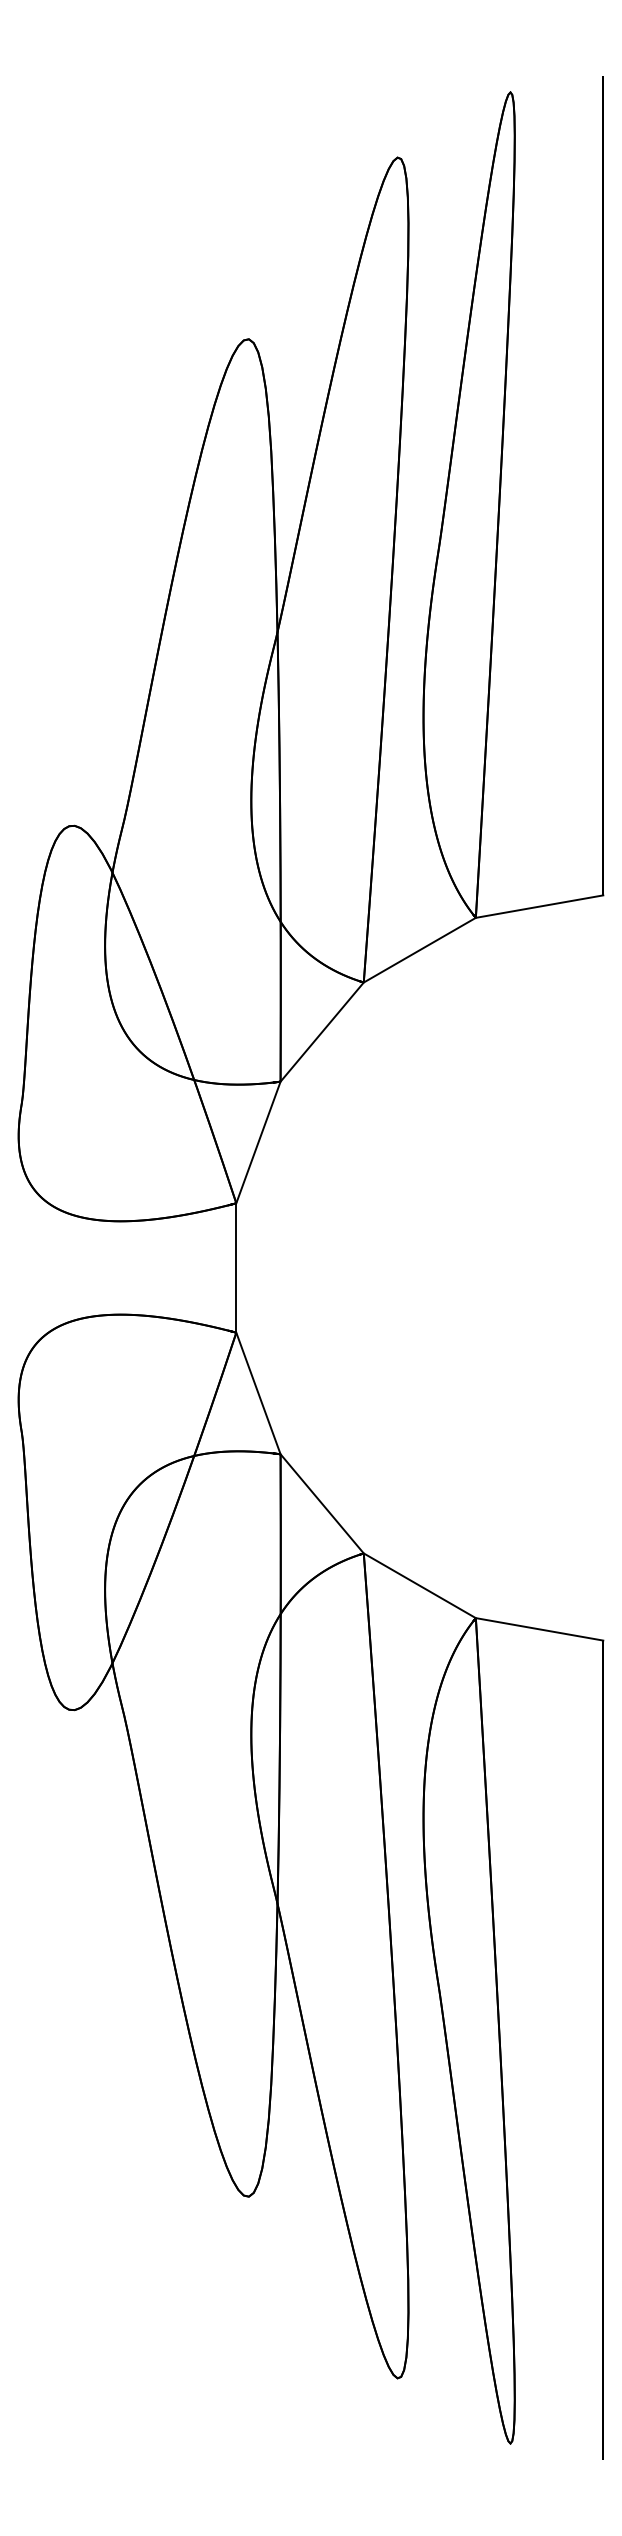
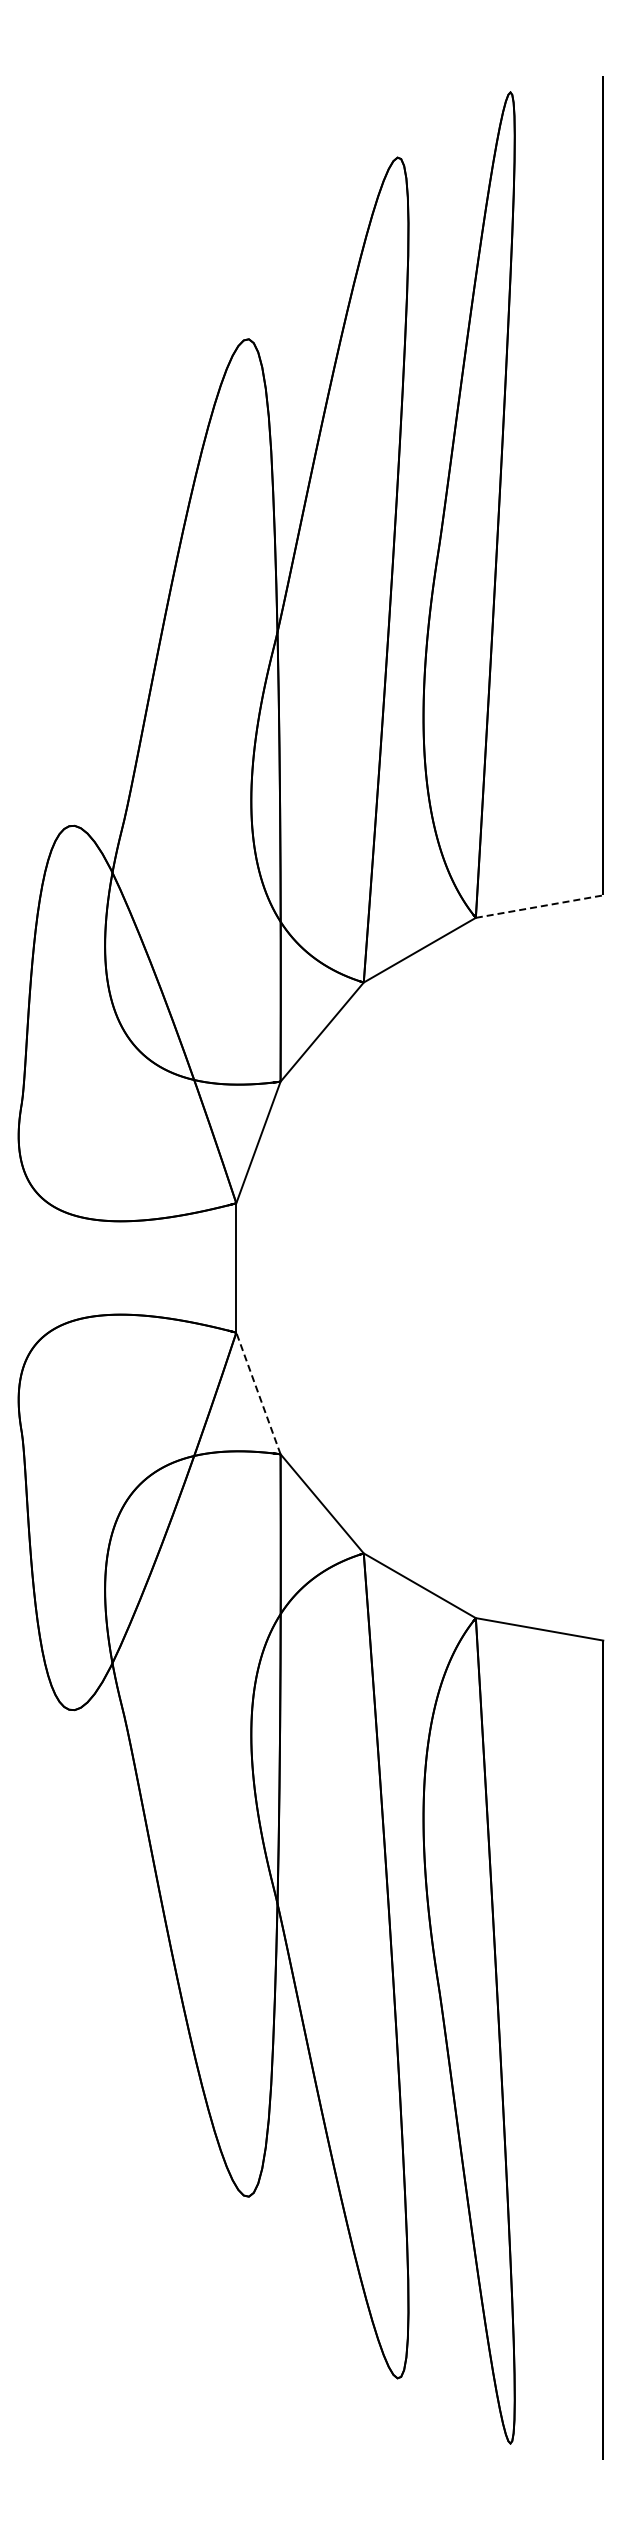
line: solid -> dashed (539, 906)
line: solid -> dashed (258, 1393)
